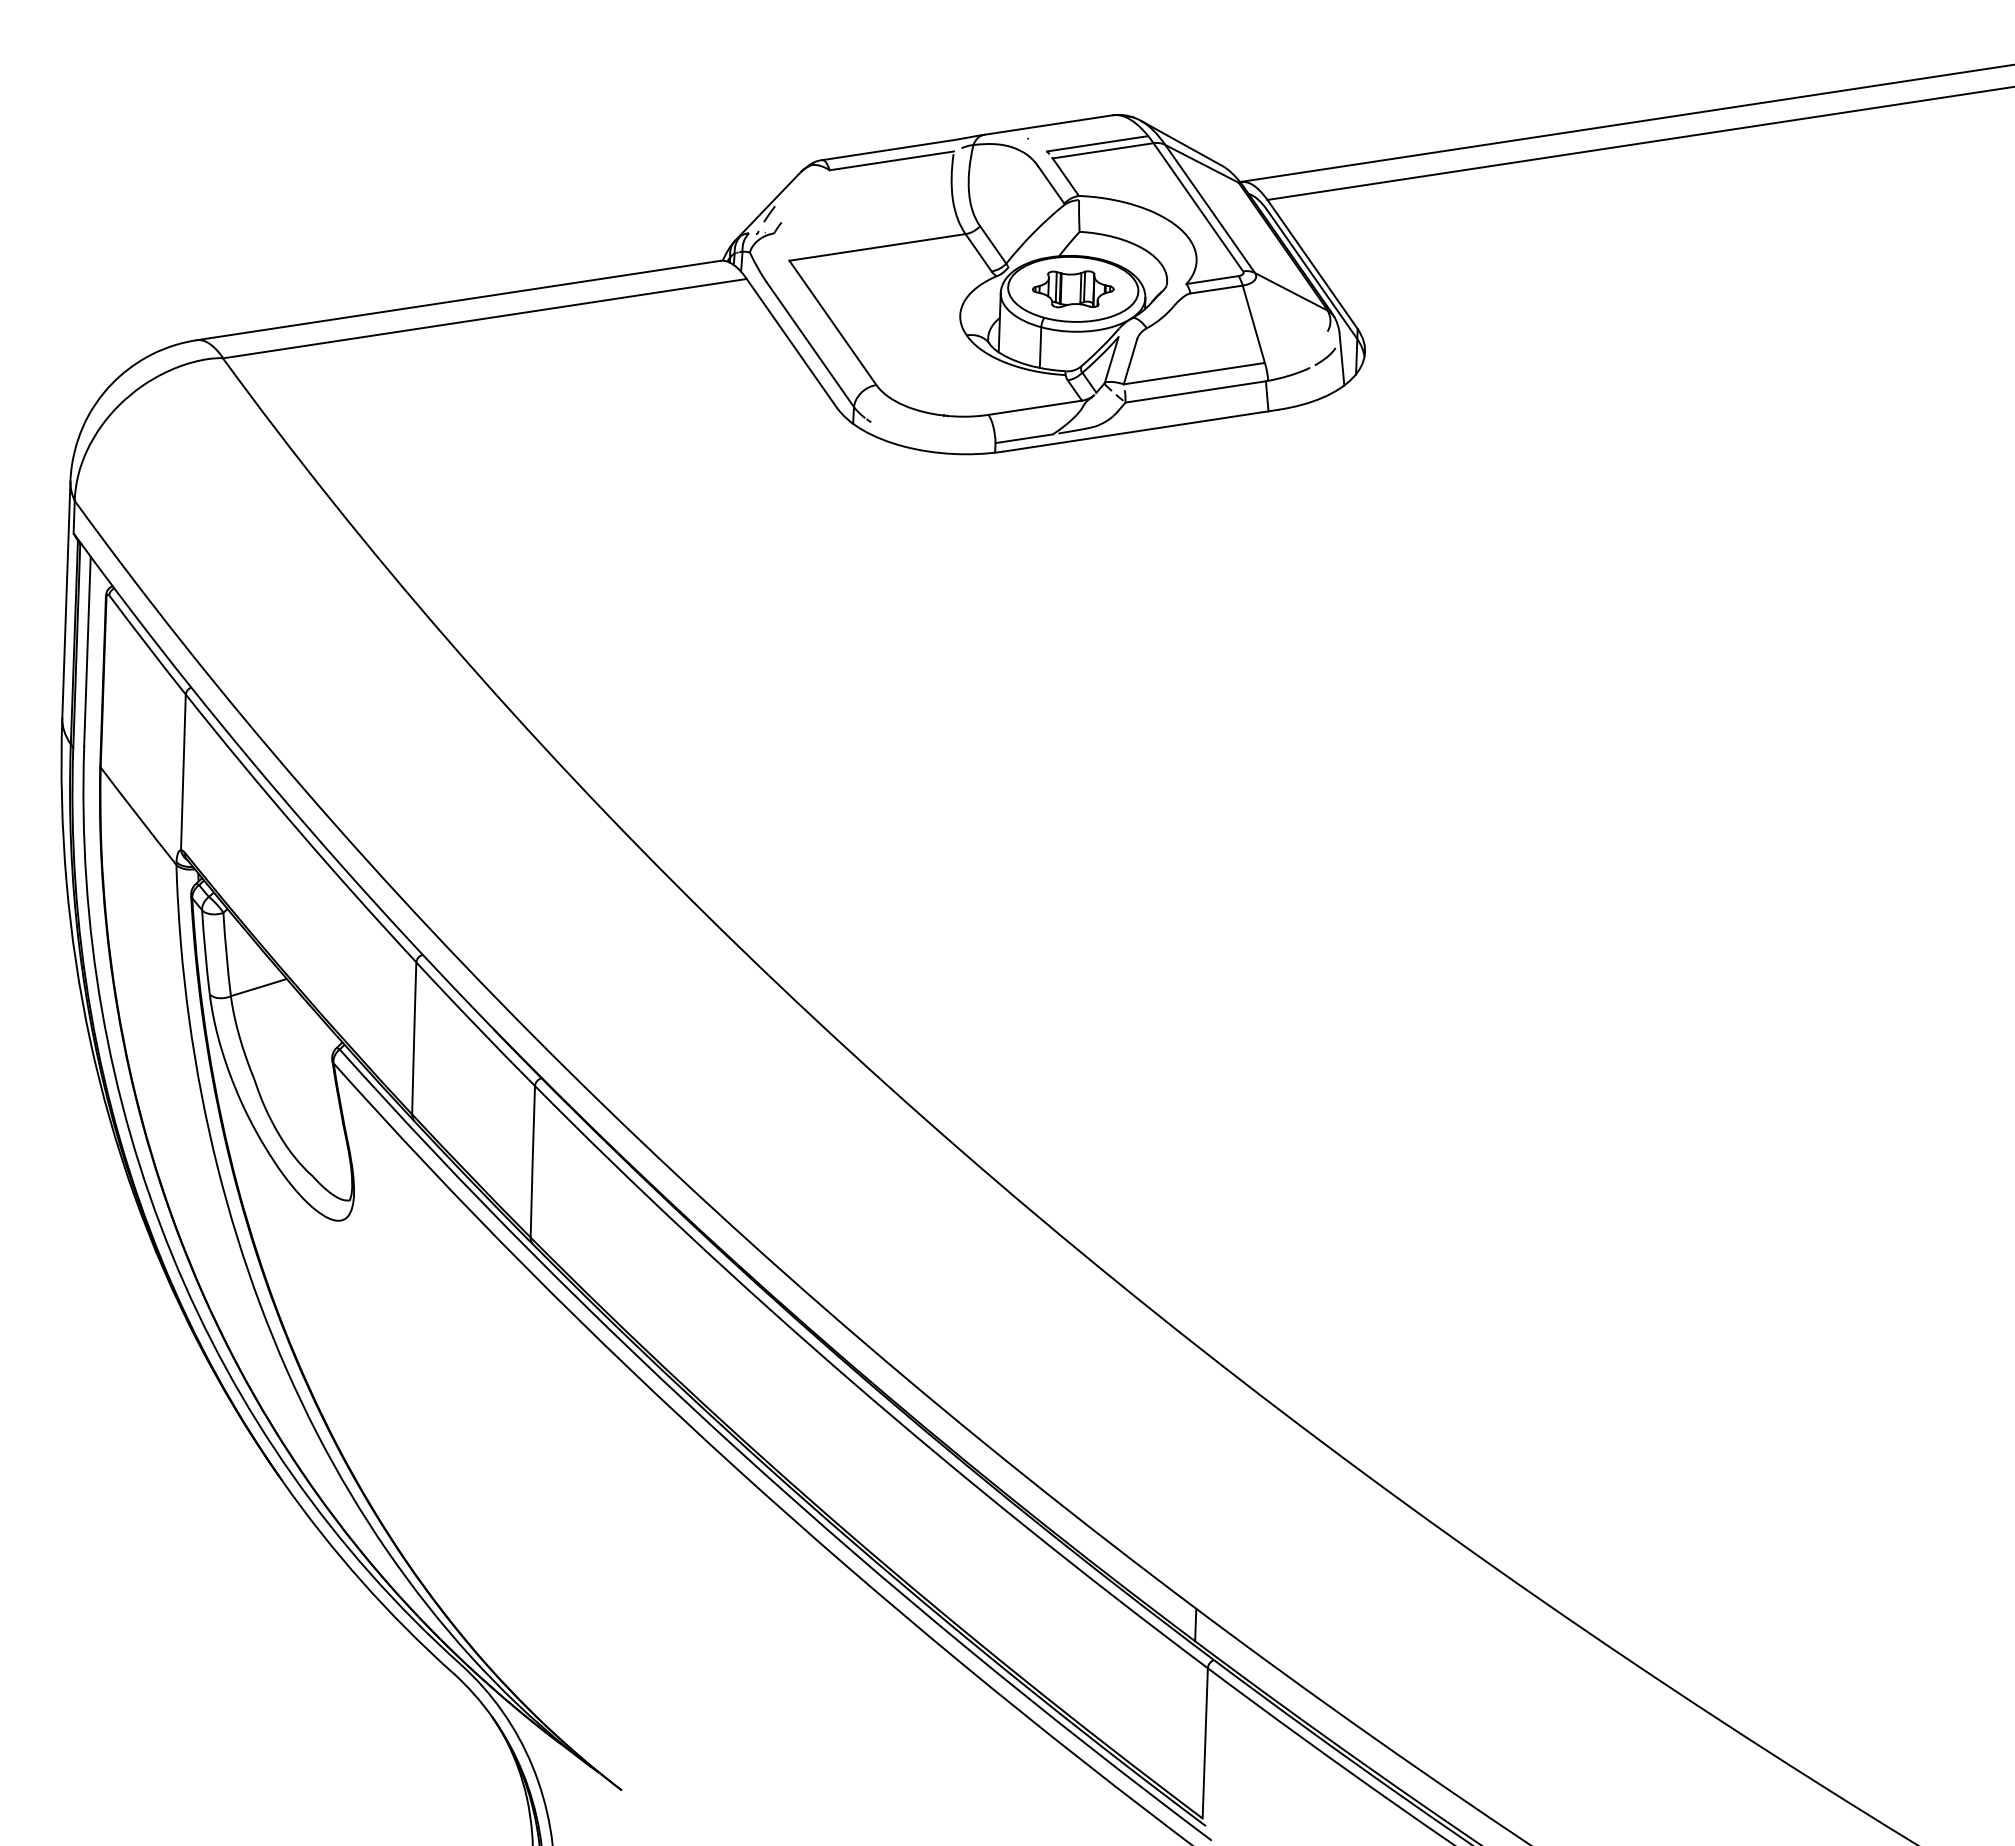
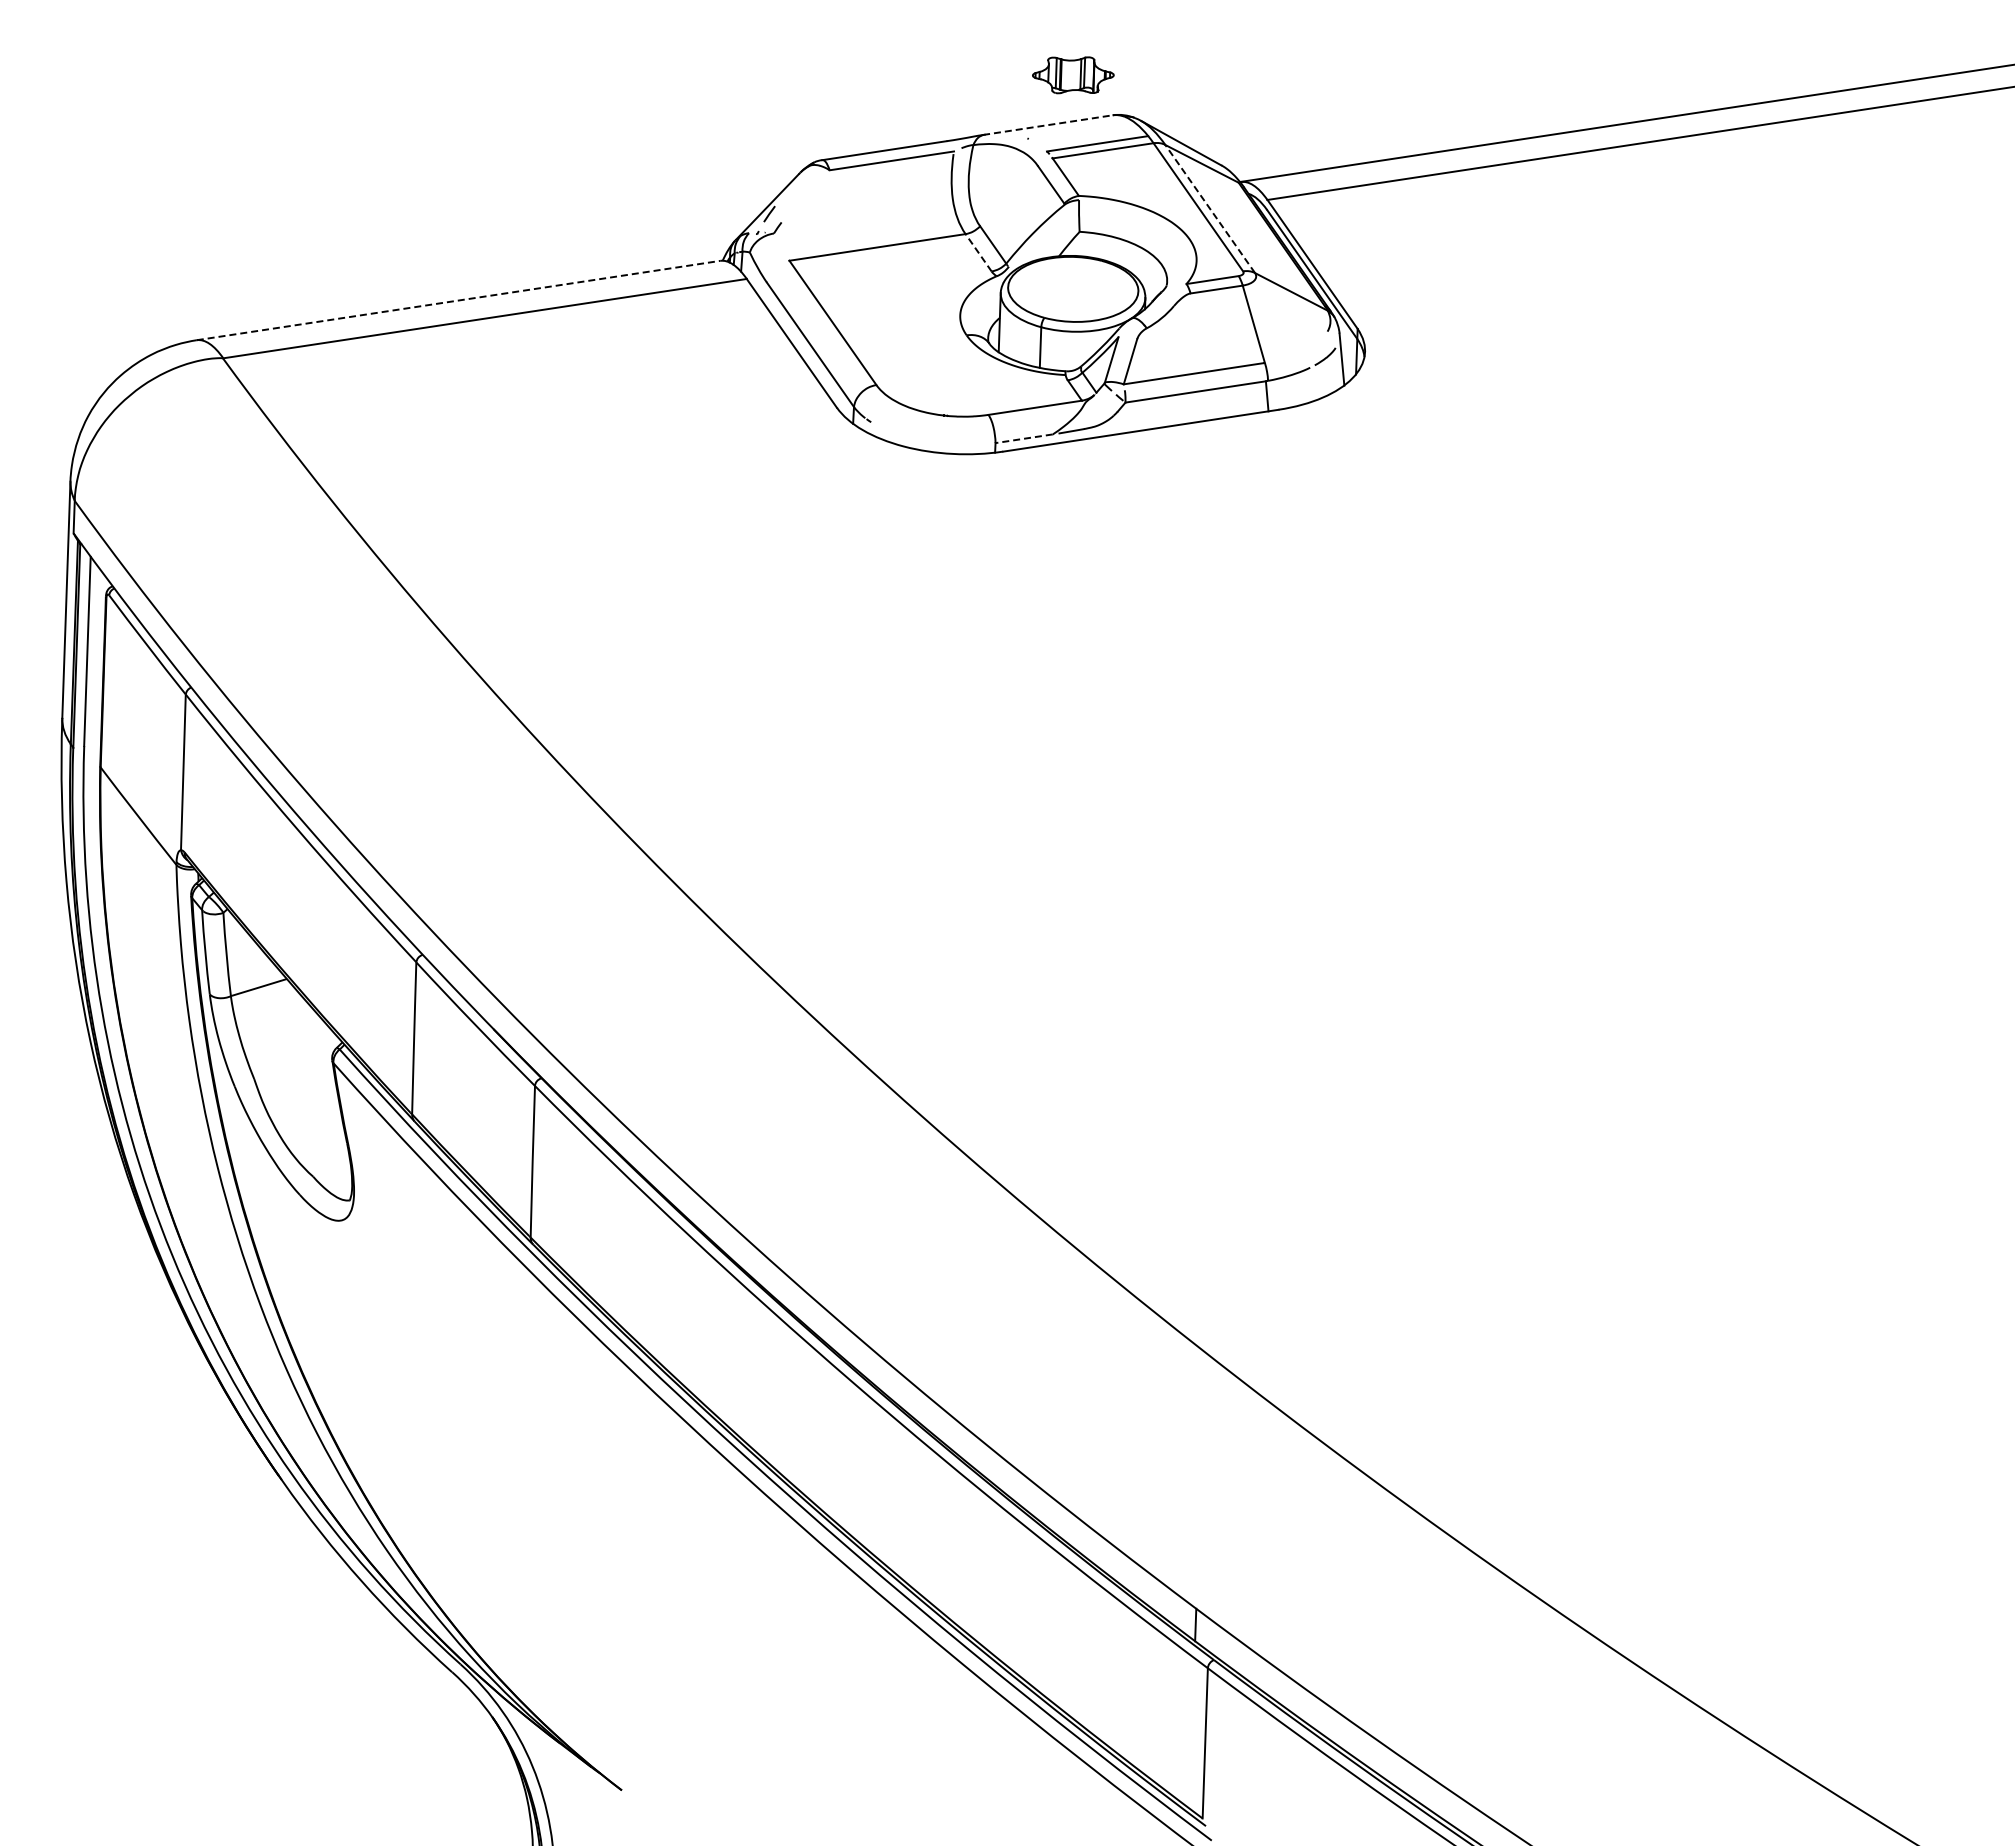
line: solid -> dashed (1047, 125)
line: solid -> dashed (1209, 208)
line: solid -> dashed (978, 252)
part position: (1073, 289) -> (1073, 75) (1073, 75)
line: solid -> dashed (458, 300)
line: solid -> dashed (1024, 438)
